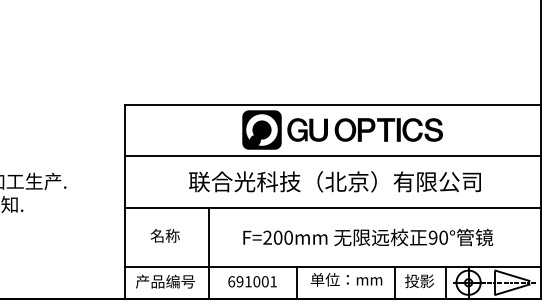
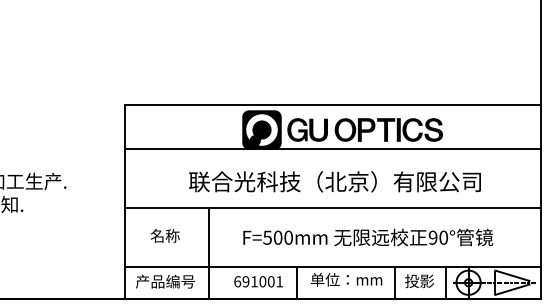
line position: (332, 156) -> (332, 149) (332, 149)
text: F=200mm -> F=500mm (267, 237)
text position: (252, 281) -> (258, 281) (258, 281)
